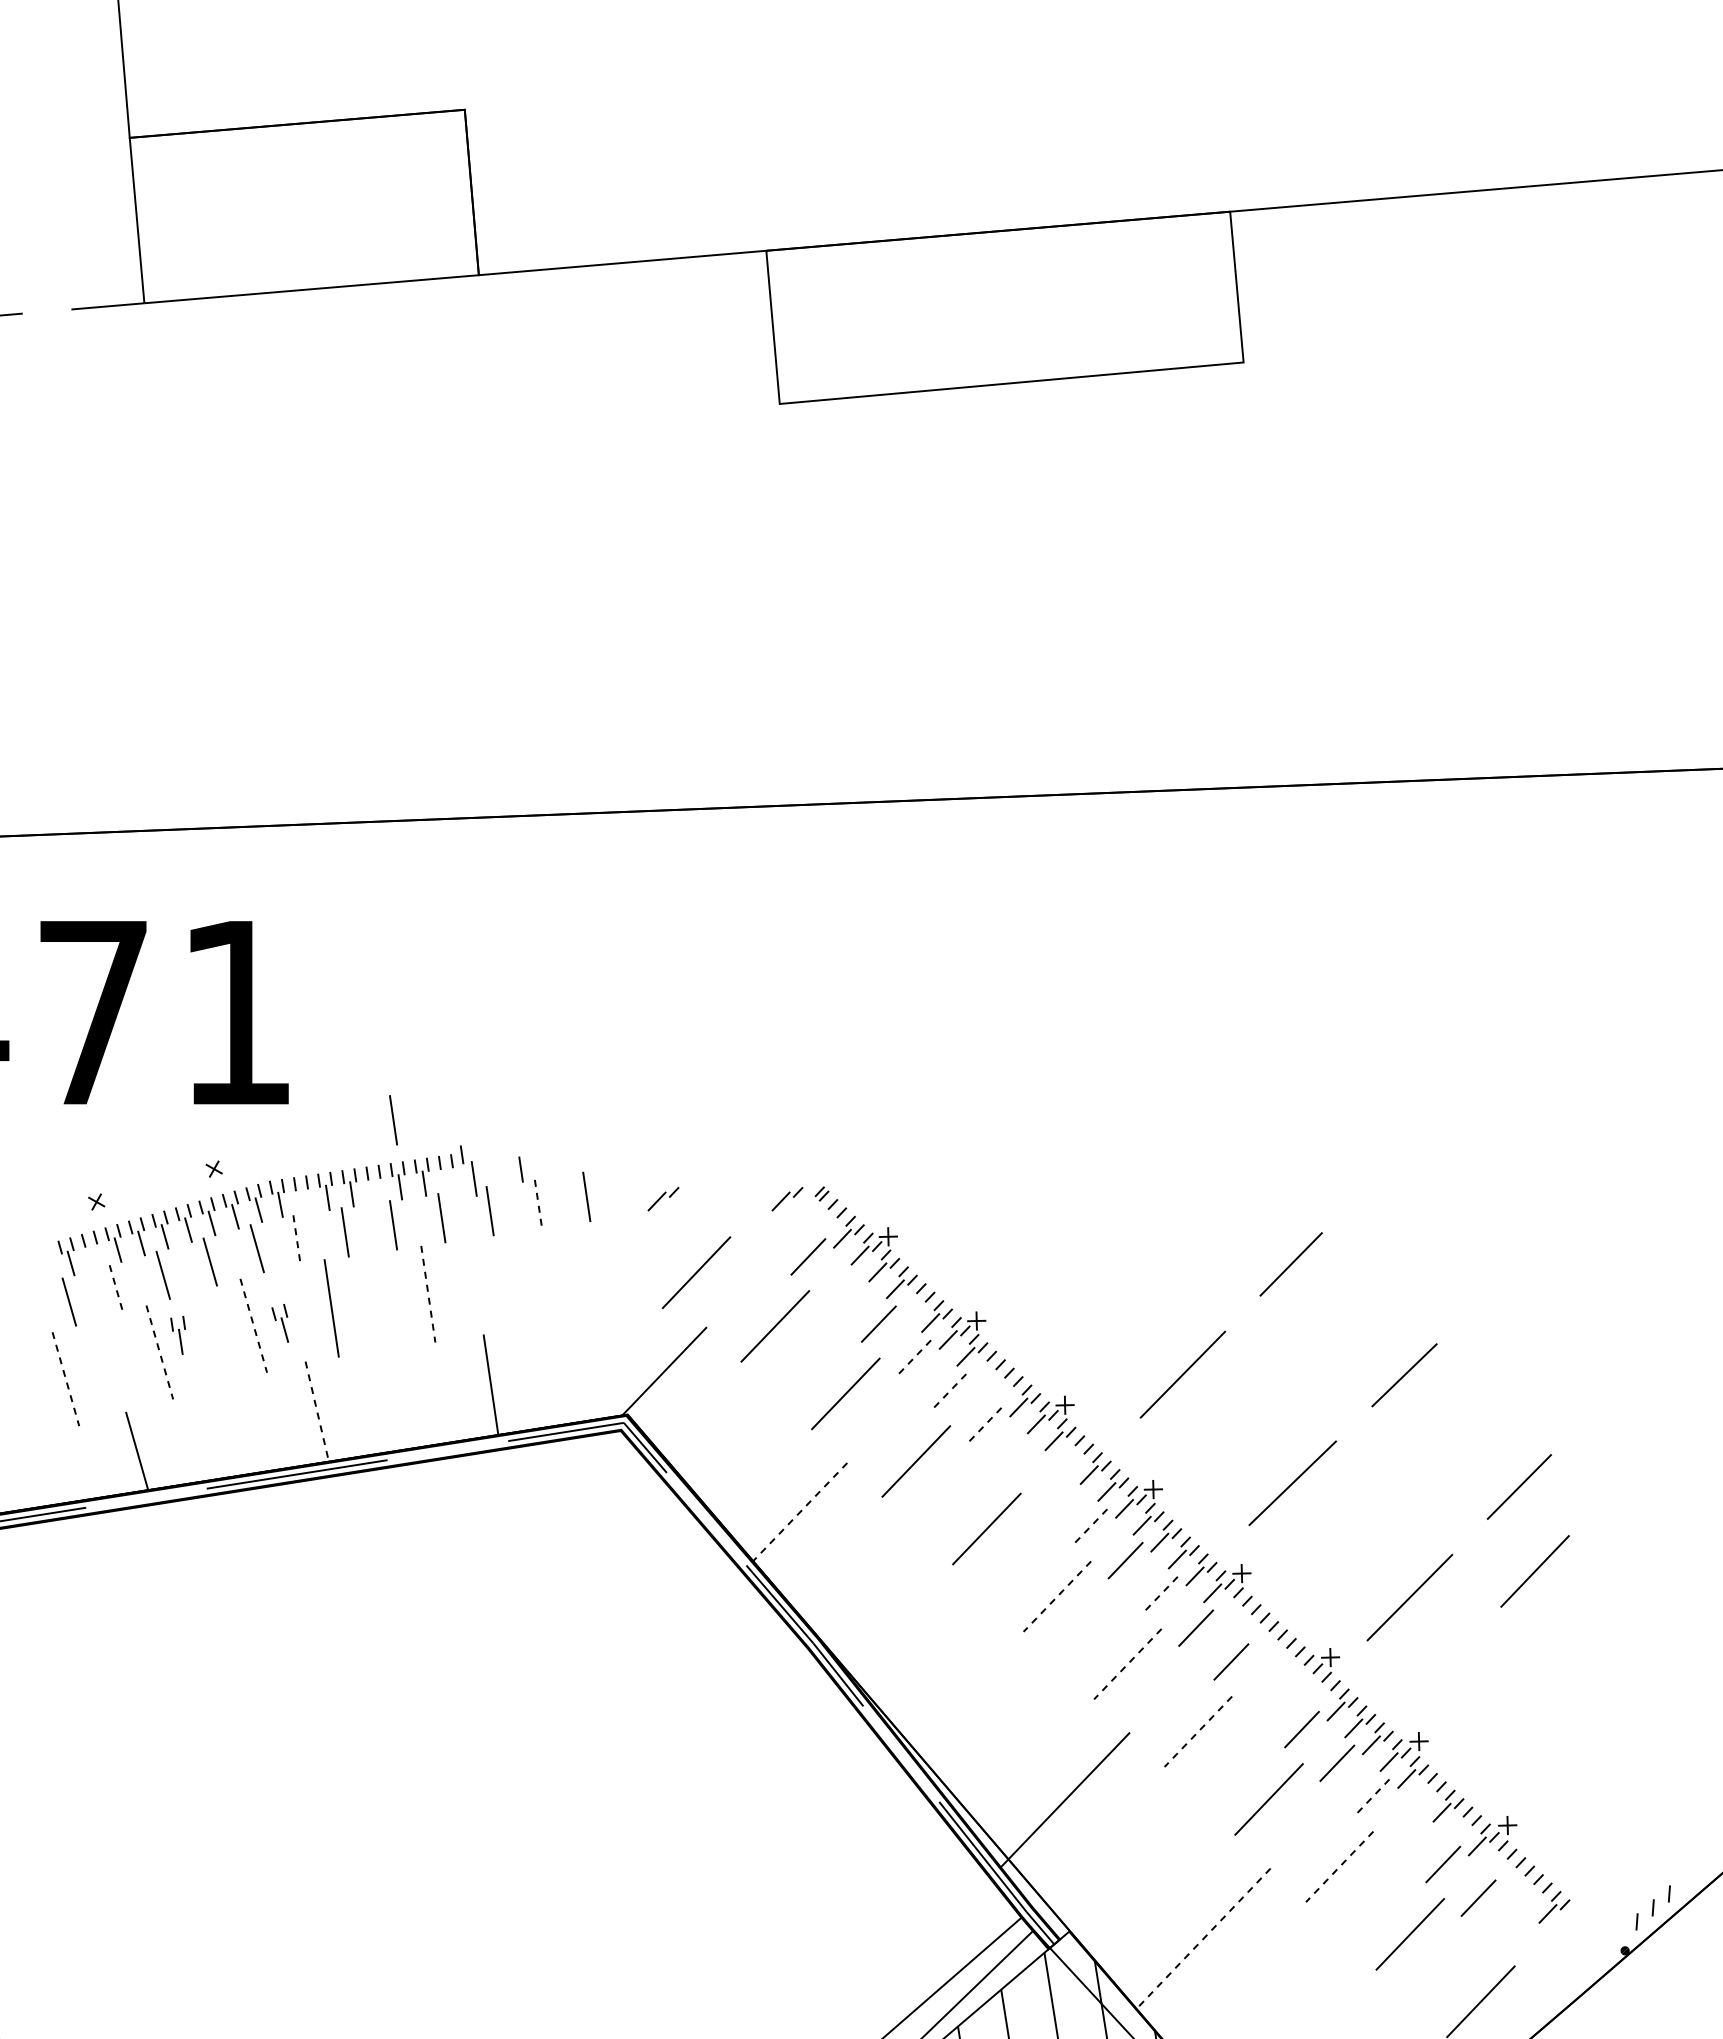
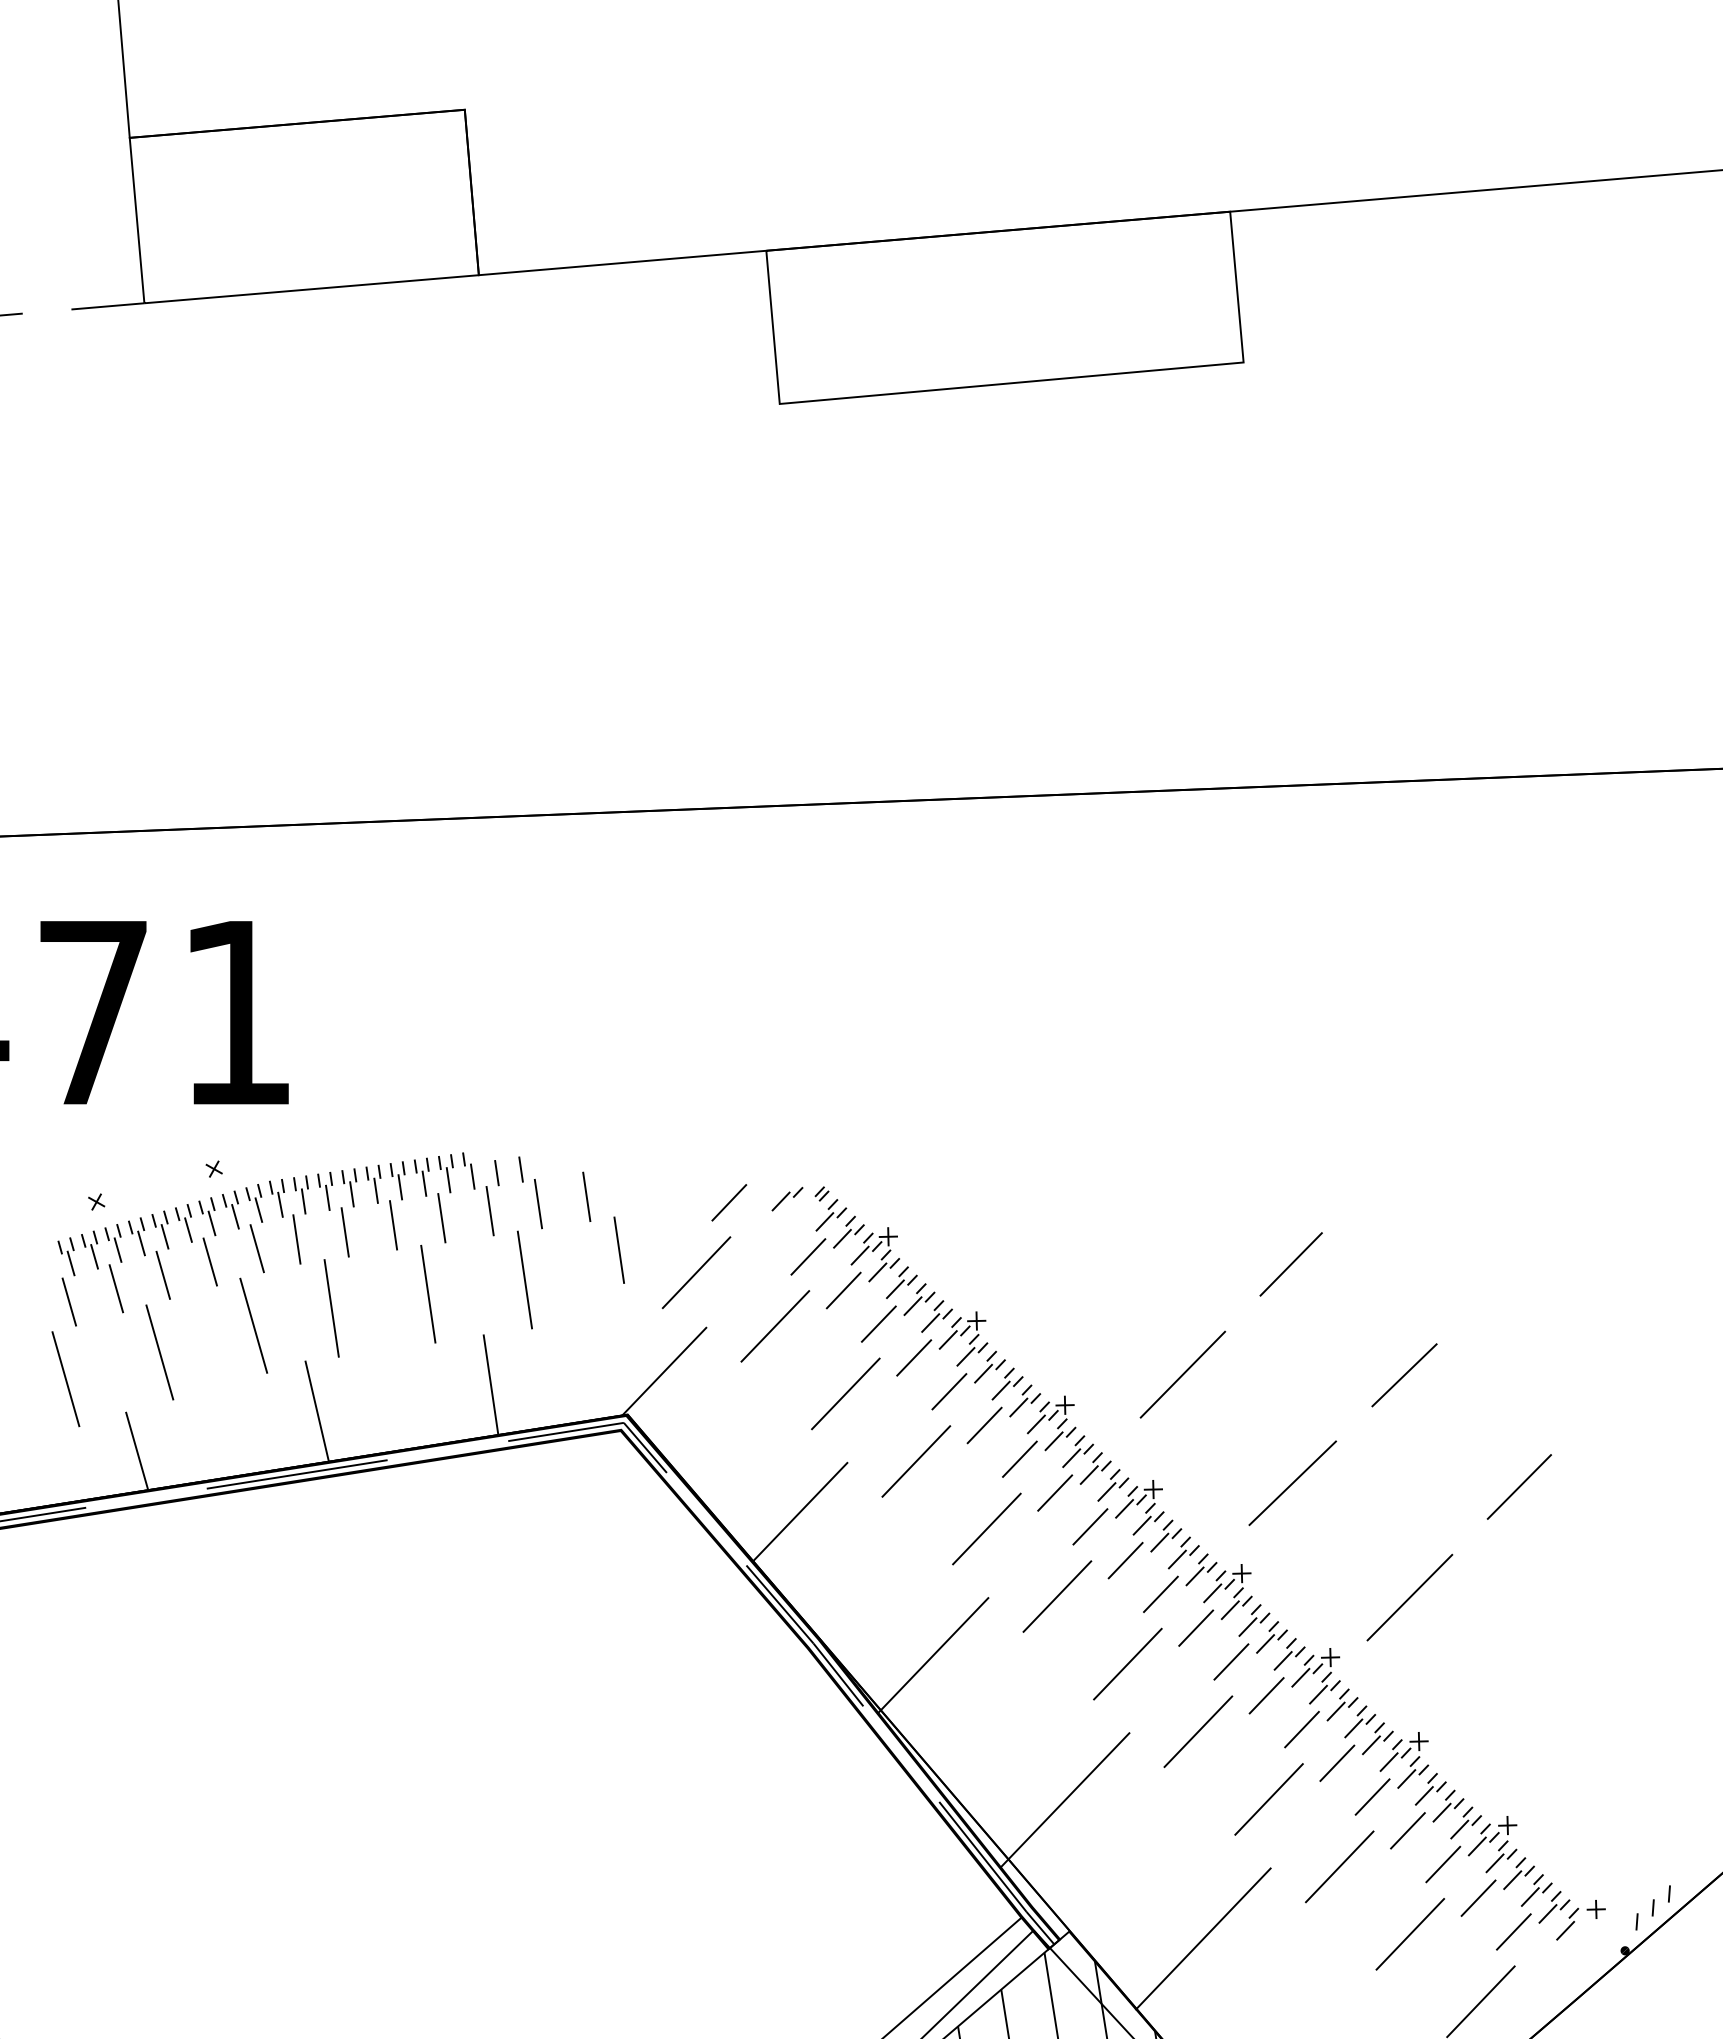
line: present -> none (393, 1120)
part size: 18x52 px -> 14x38 px (468, 1170)
line: none -> present (496, 1173)
line: none -> present (448, 1180)
line: none -> present (375, 1190)
part: present -> none (663, 1199)
line: none -> present (303, 1201)
line: none -> present (729, 1202)
line: dashed -> solid (538, 1204)
line: none -> present (824, 1221)
line: dashed -> solid (297, 1239)
line: none -> present (619, 1249)
line: none -> present (94, 1256)
line: none -> present (524, 1279)
line: dashed -> solid (116, 1289)
line: none -> present (843, 1290)
line: dashed -> solid (428, 1294)
line: none -> present (912, 1305)
part: present -> none (280, 1323)
line: dashed -> solid (253, 1325)
part: present -> none (177, 1335)
line: dashed -> solid (159, 1352)
line: dashed -> solid (913, 1358)
line: none -> present (983, 1373)
line: dashed -> solid (65, 1379)
line: none -> present (1000, 1390)
line: dashed -> solid (949, 1392)
line: dashed -> solid (317, 1412)
line: dashed -> solid (984, 1425)
line: none -> present (1019, 1458)
line: none -> present (1071, 1458)
line: none -> present (1055, 1492)
line: dashed -> solid (799, 1512)
line: dashed -> solid (1090, 1527)
line: present -> none (1534, 1571)
line: dashed -> solid (1160, 1594)
line: dashed -> solid (1057, 1596)
line: none -> present (1229, 1610)
line: none -> present (1247, 1626)
line: none -> present (1265, 1643)
line: none -> present (933, 1655)
line: none -> present (1282, 1660)
line: dashed -> solid (1127, 1664)
line: none -> present (1300, 1677)
line: none -> present (1318, 1694)
line: none -> present (1266, 1695)
line: dashed -> solid (1198, 1731)
line: none -> present (1423, 1795)
line: dashed -> solid (1372, 1797)
line: none -> present (1459, 1829)
line: none -> present (1407, 1830)
line: none -> present (1494, 1863)
line: dashed -> solid (1339, 1866)
line: none -> present (1512, 1879)
line: none -> present (1529, 1896)
part: none -> present (1574, 1921)
line: none -> present (1513, 1931)
line: dashed -> solid (1203, 1939)
